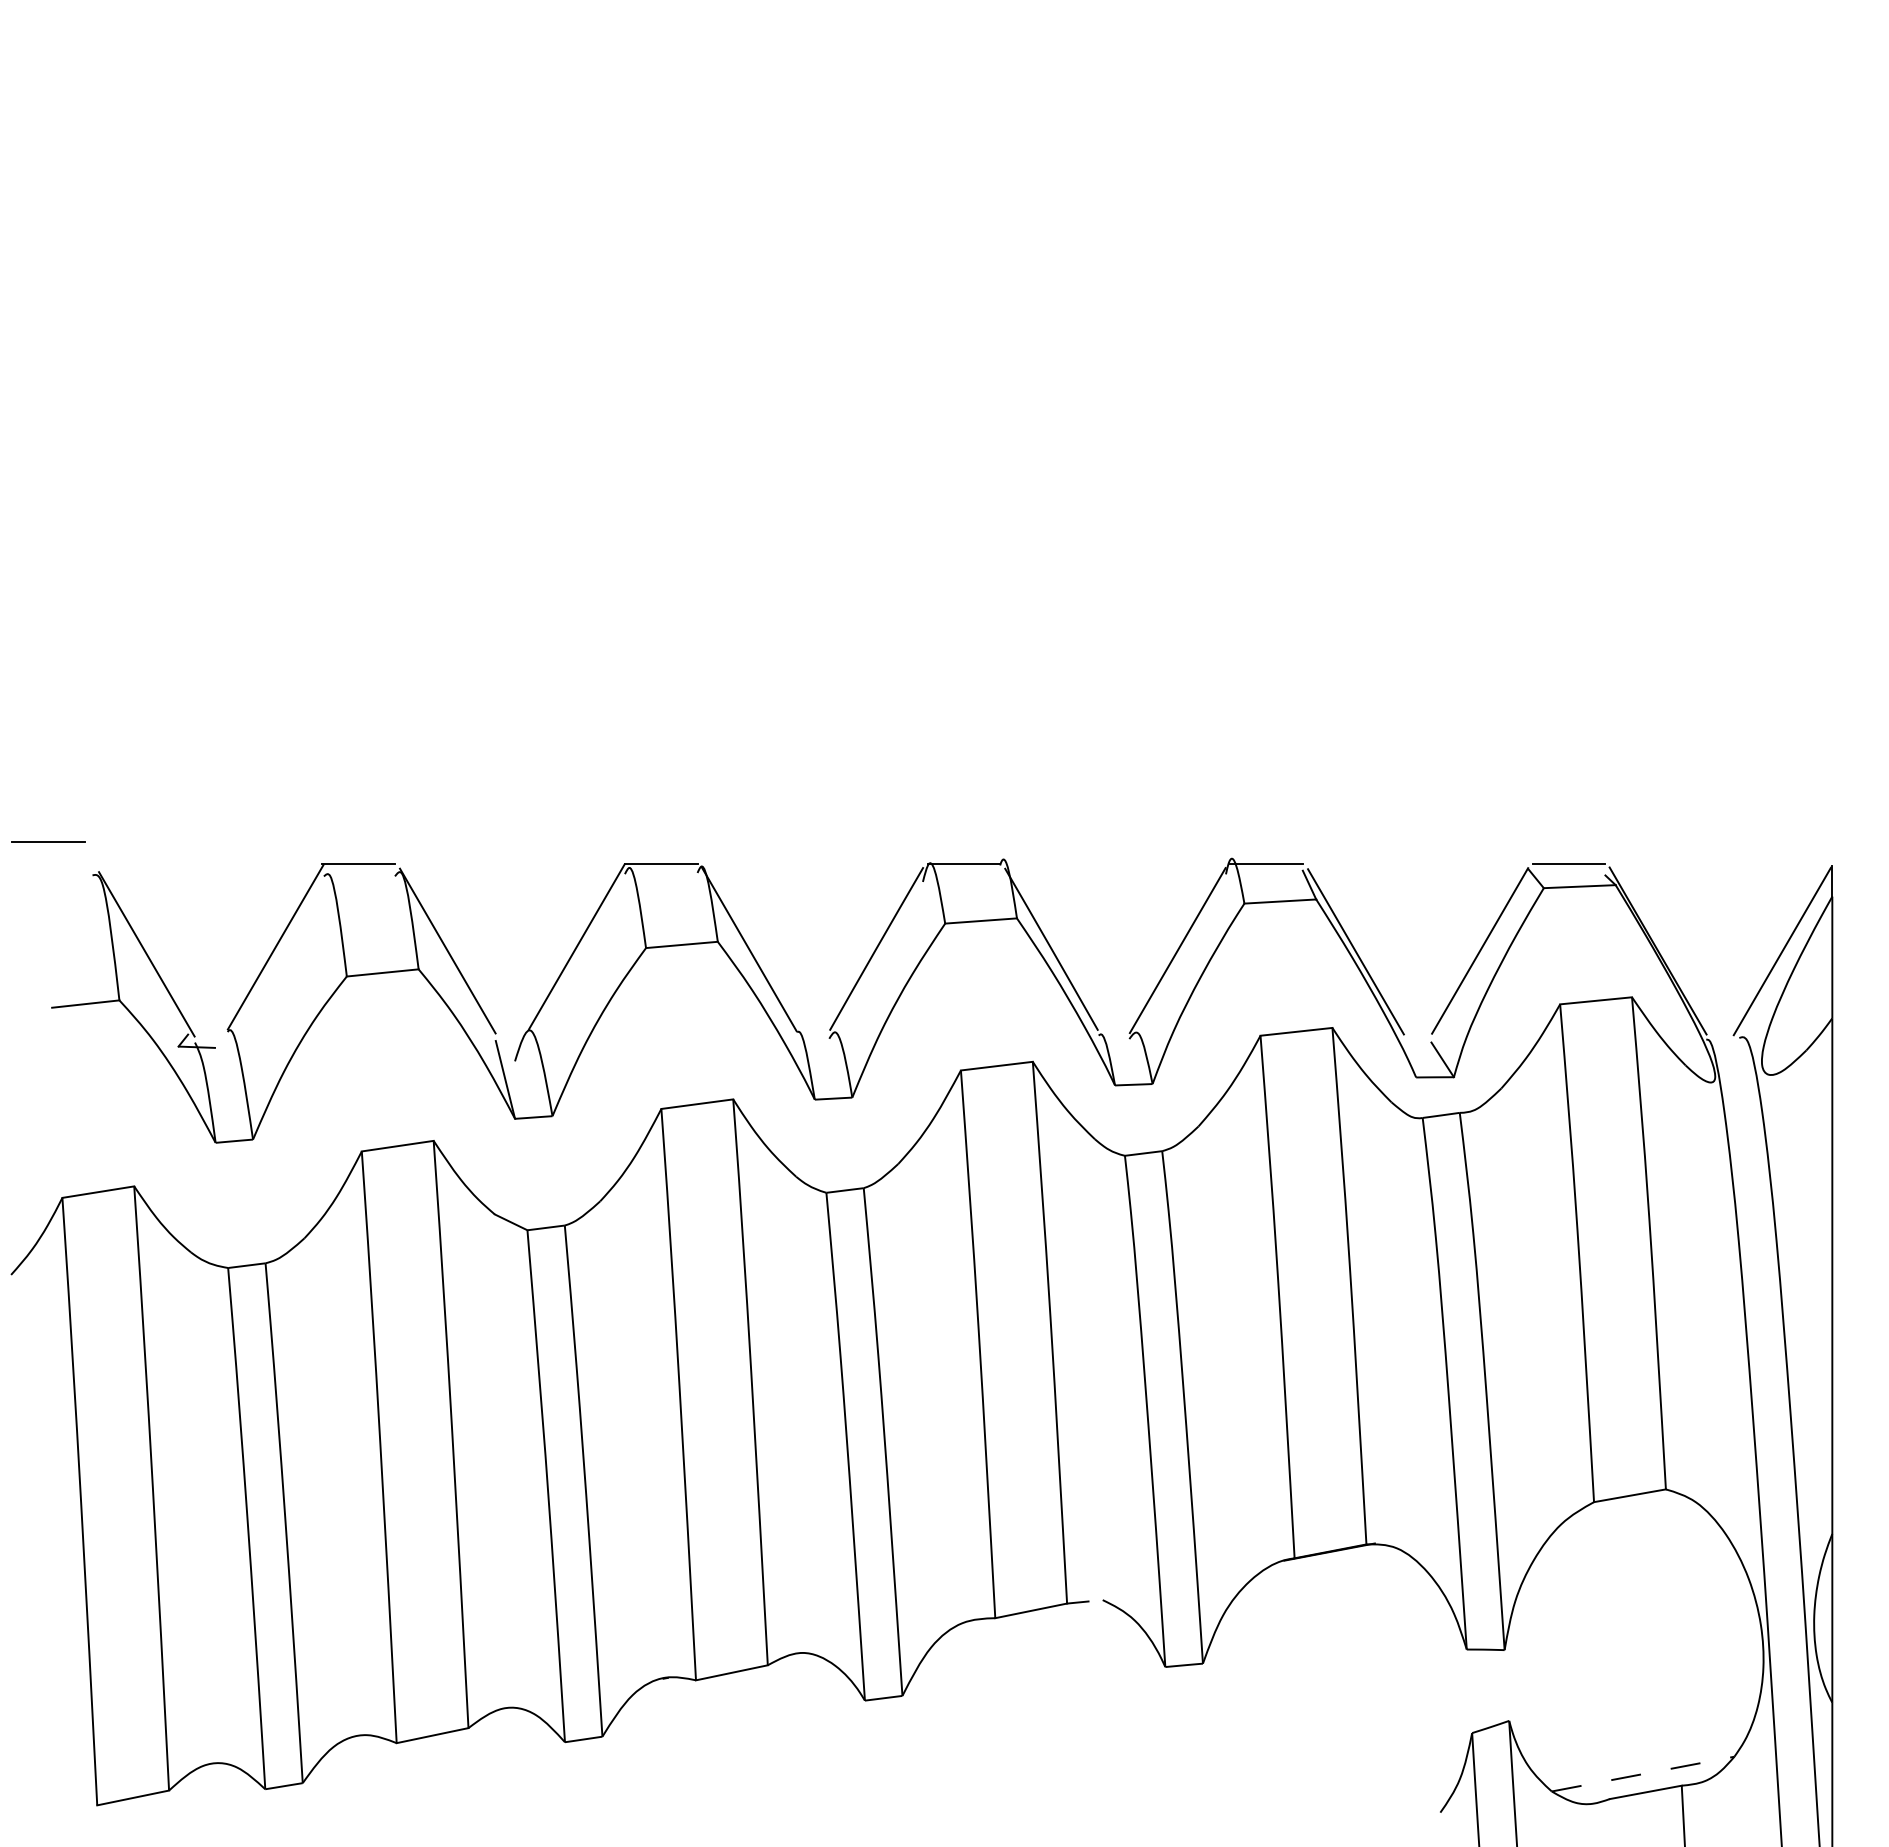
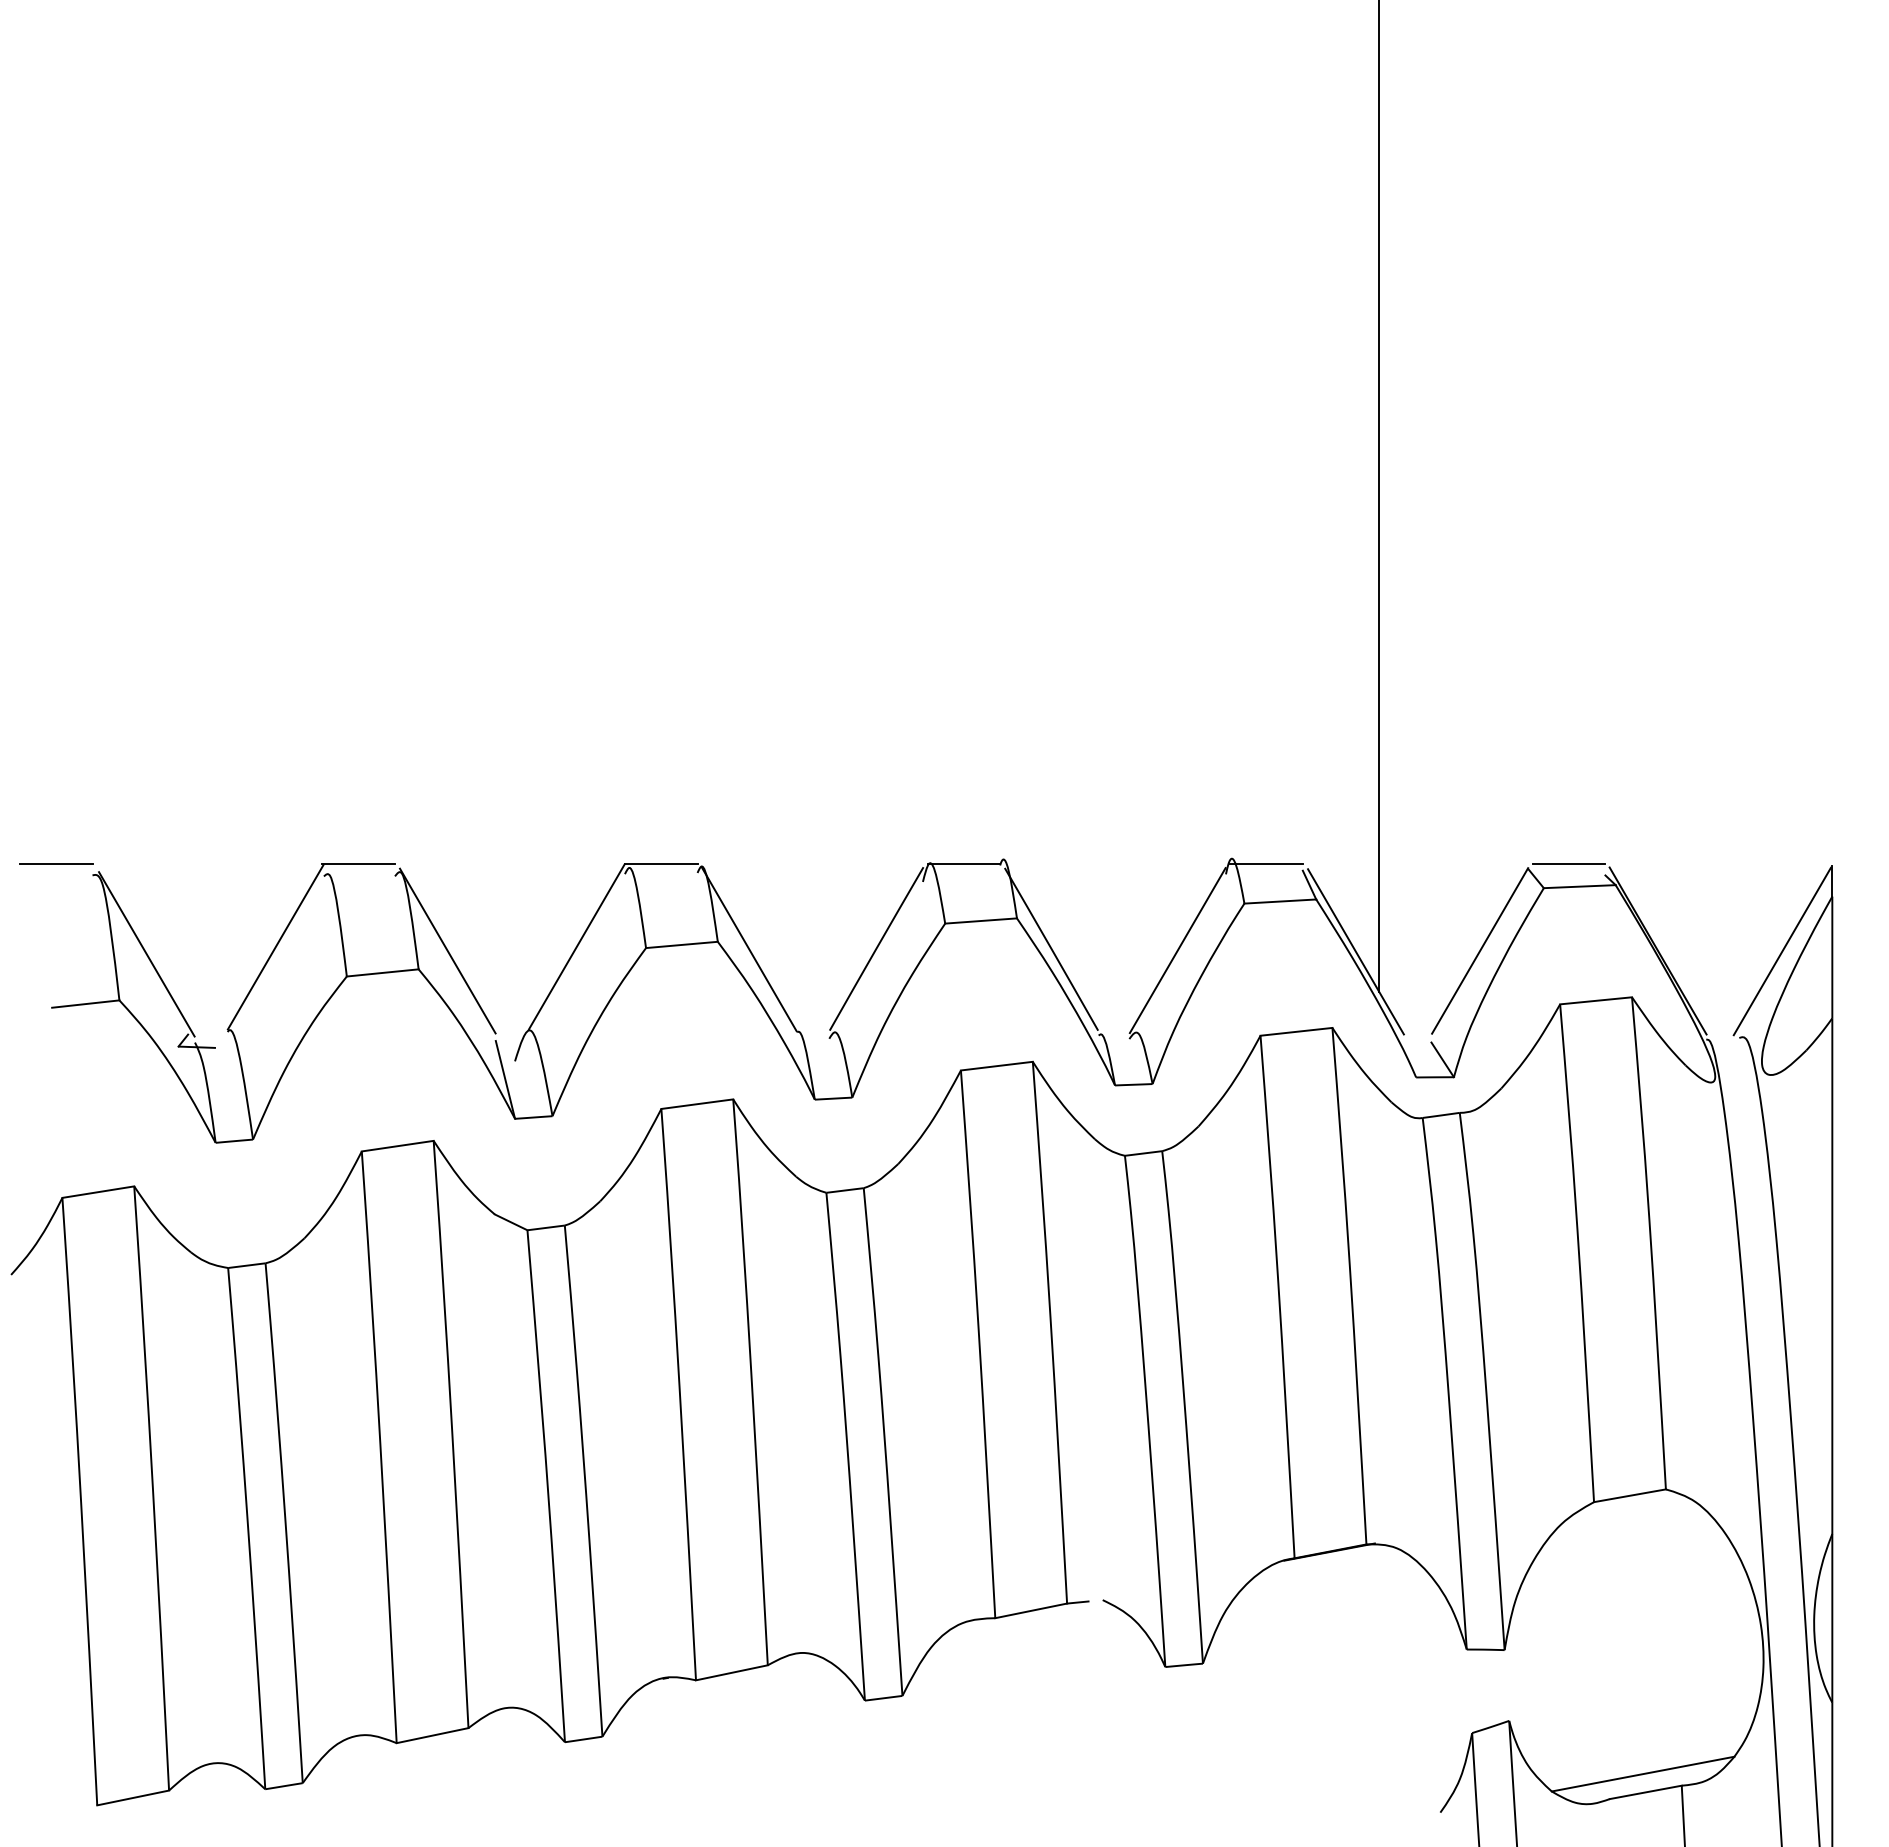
line: none -> present (1379, 496)
line position: (48, 841) -> (56, 863) (56, 863)
line: dashed -> solid (1643, 1774)
